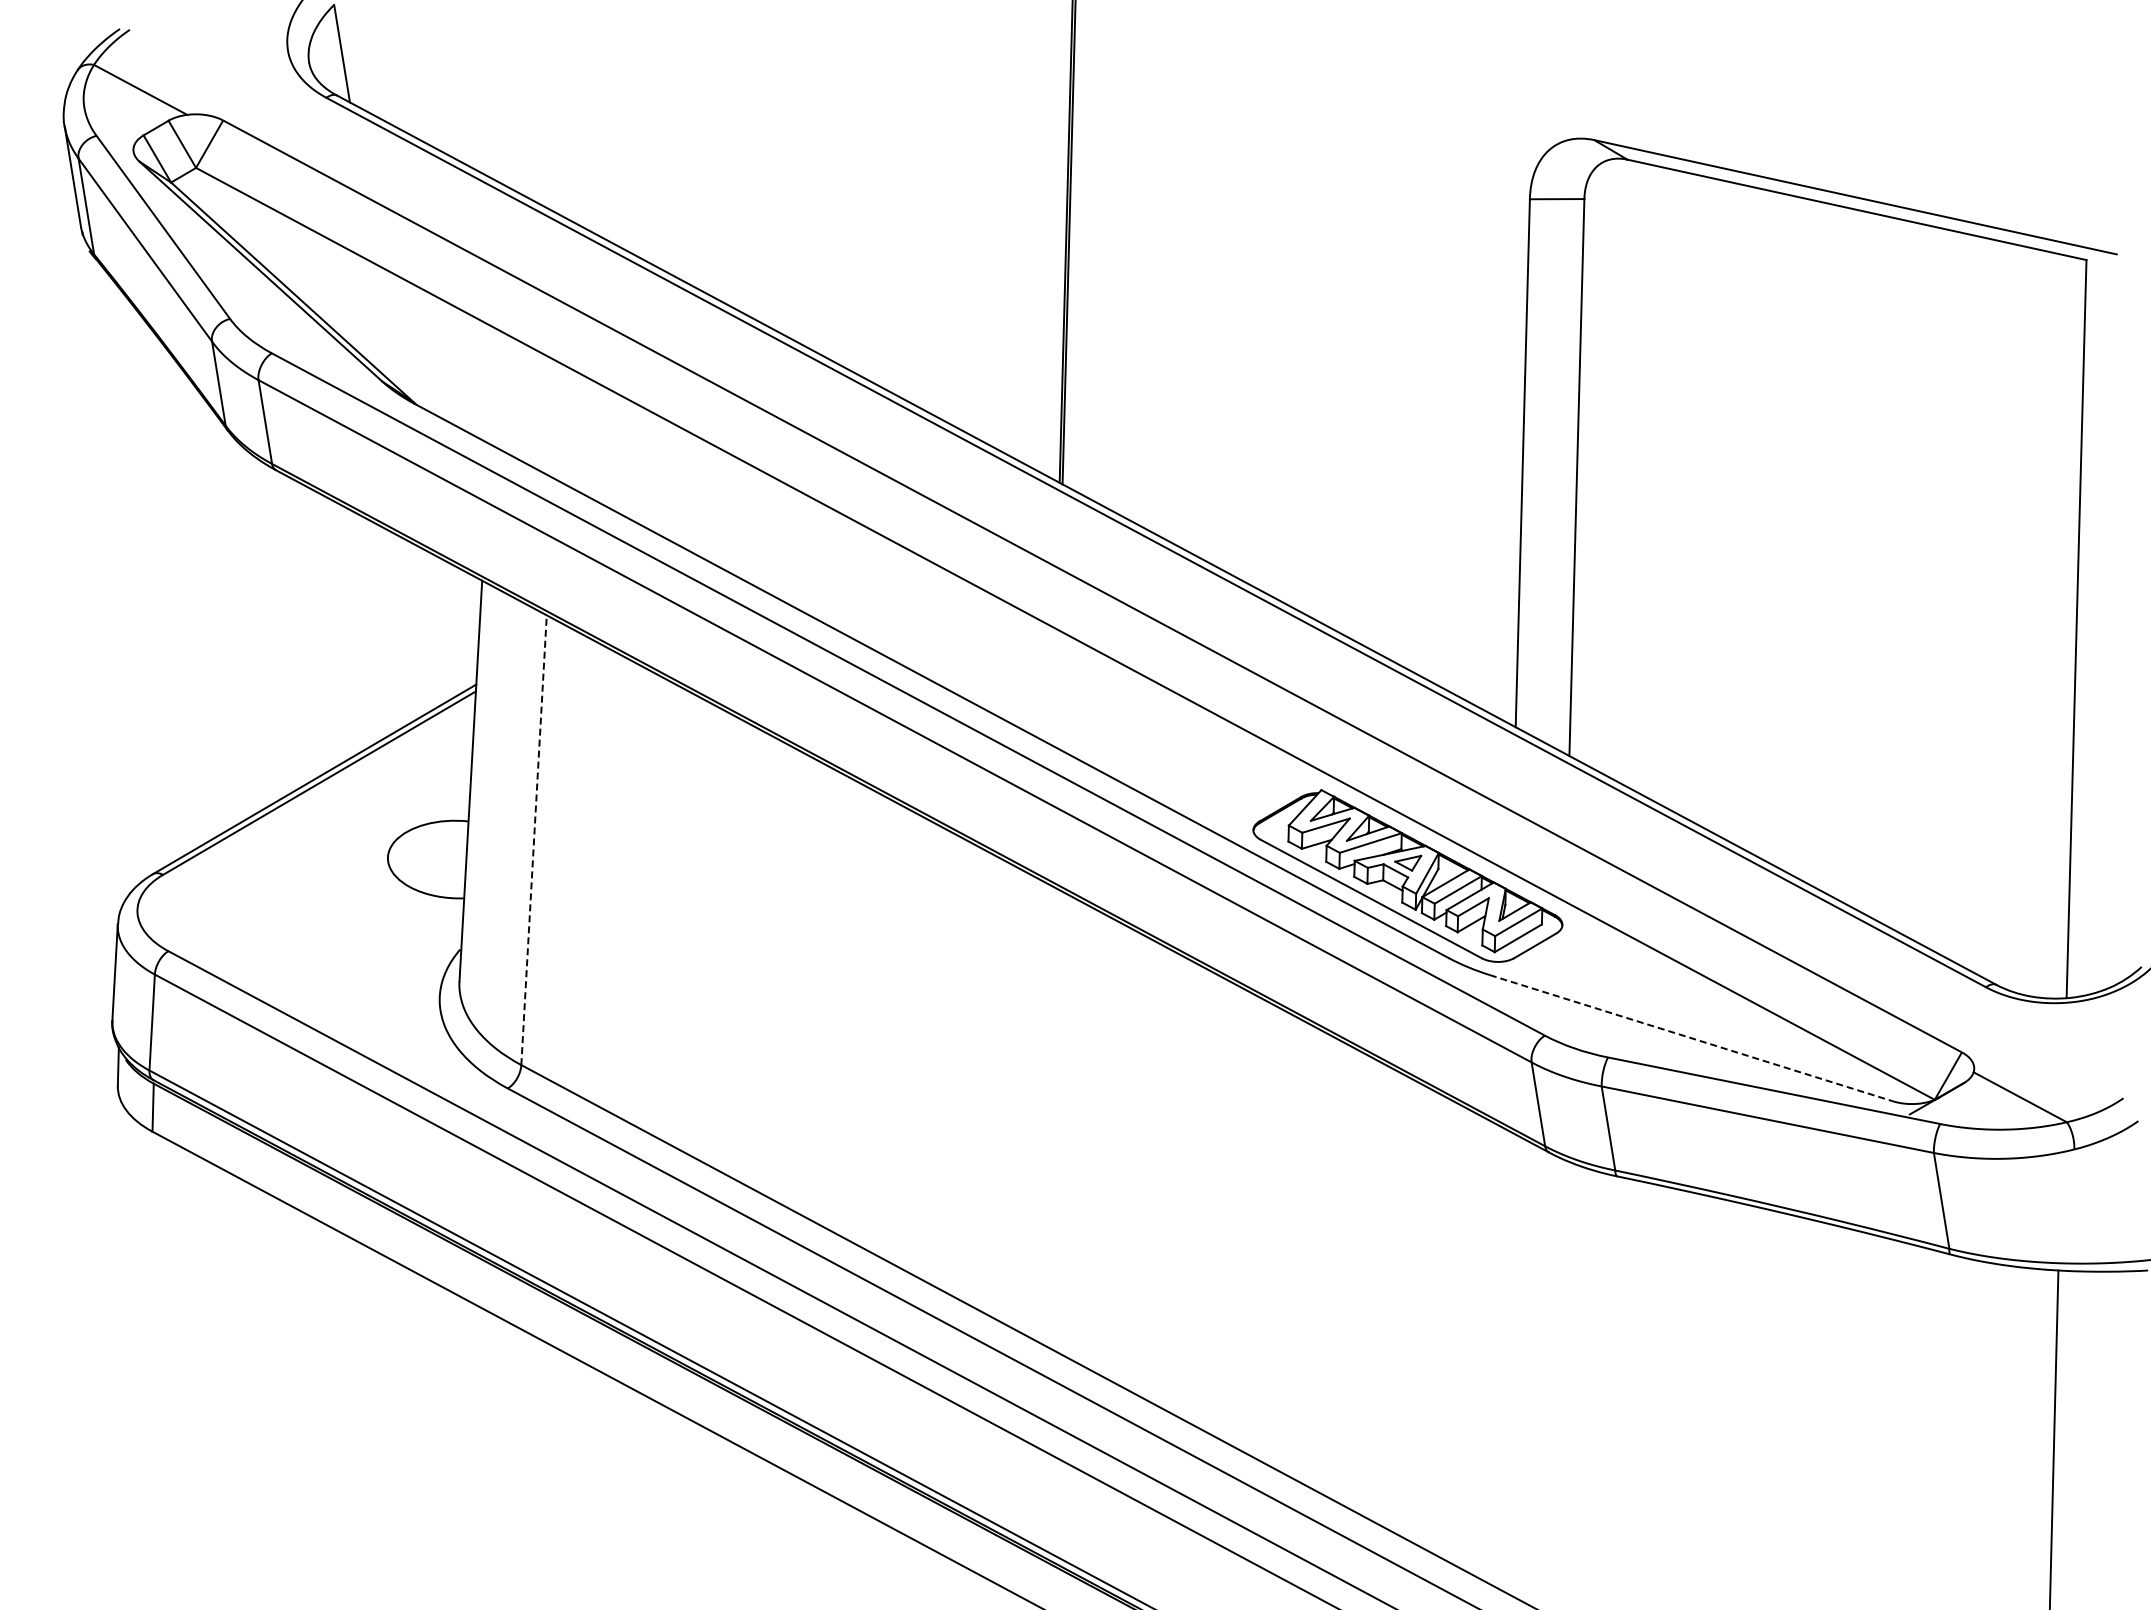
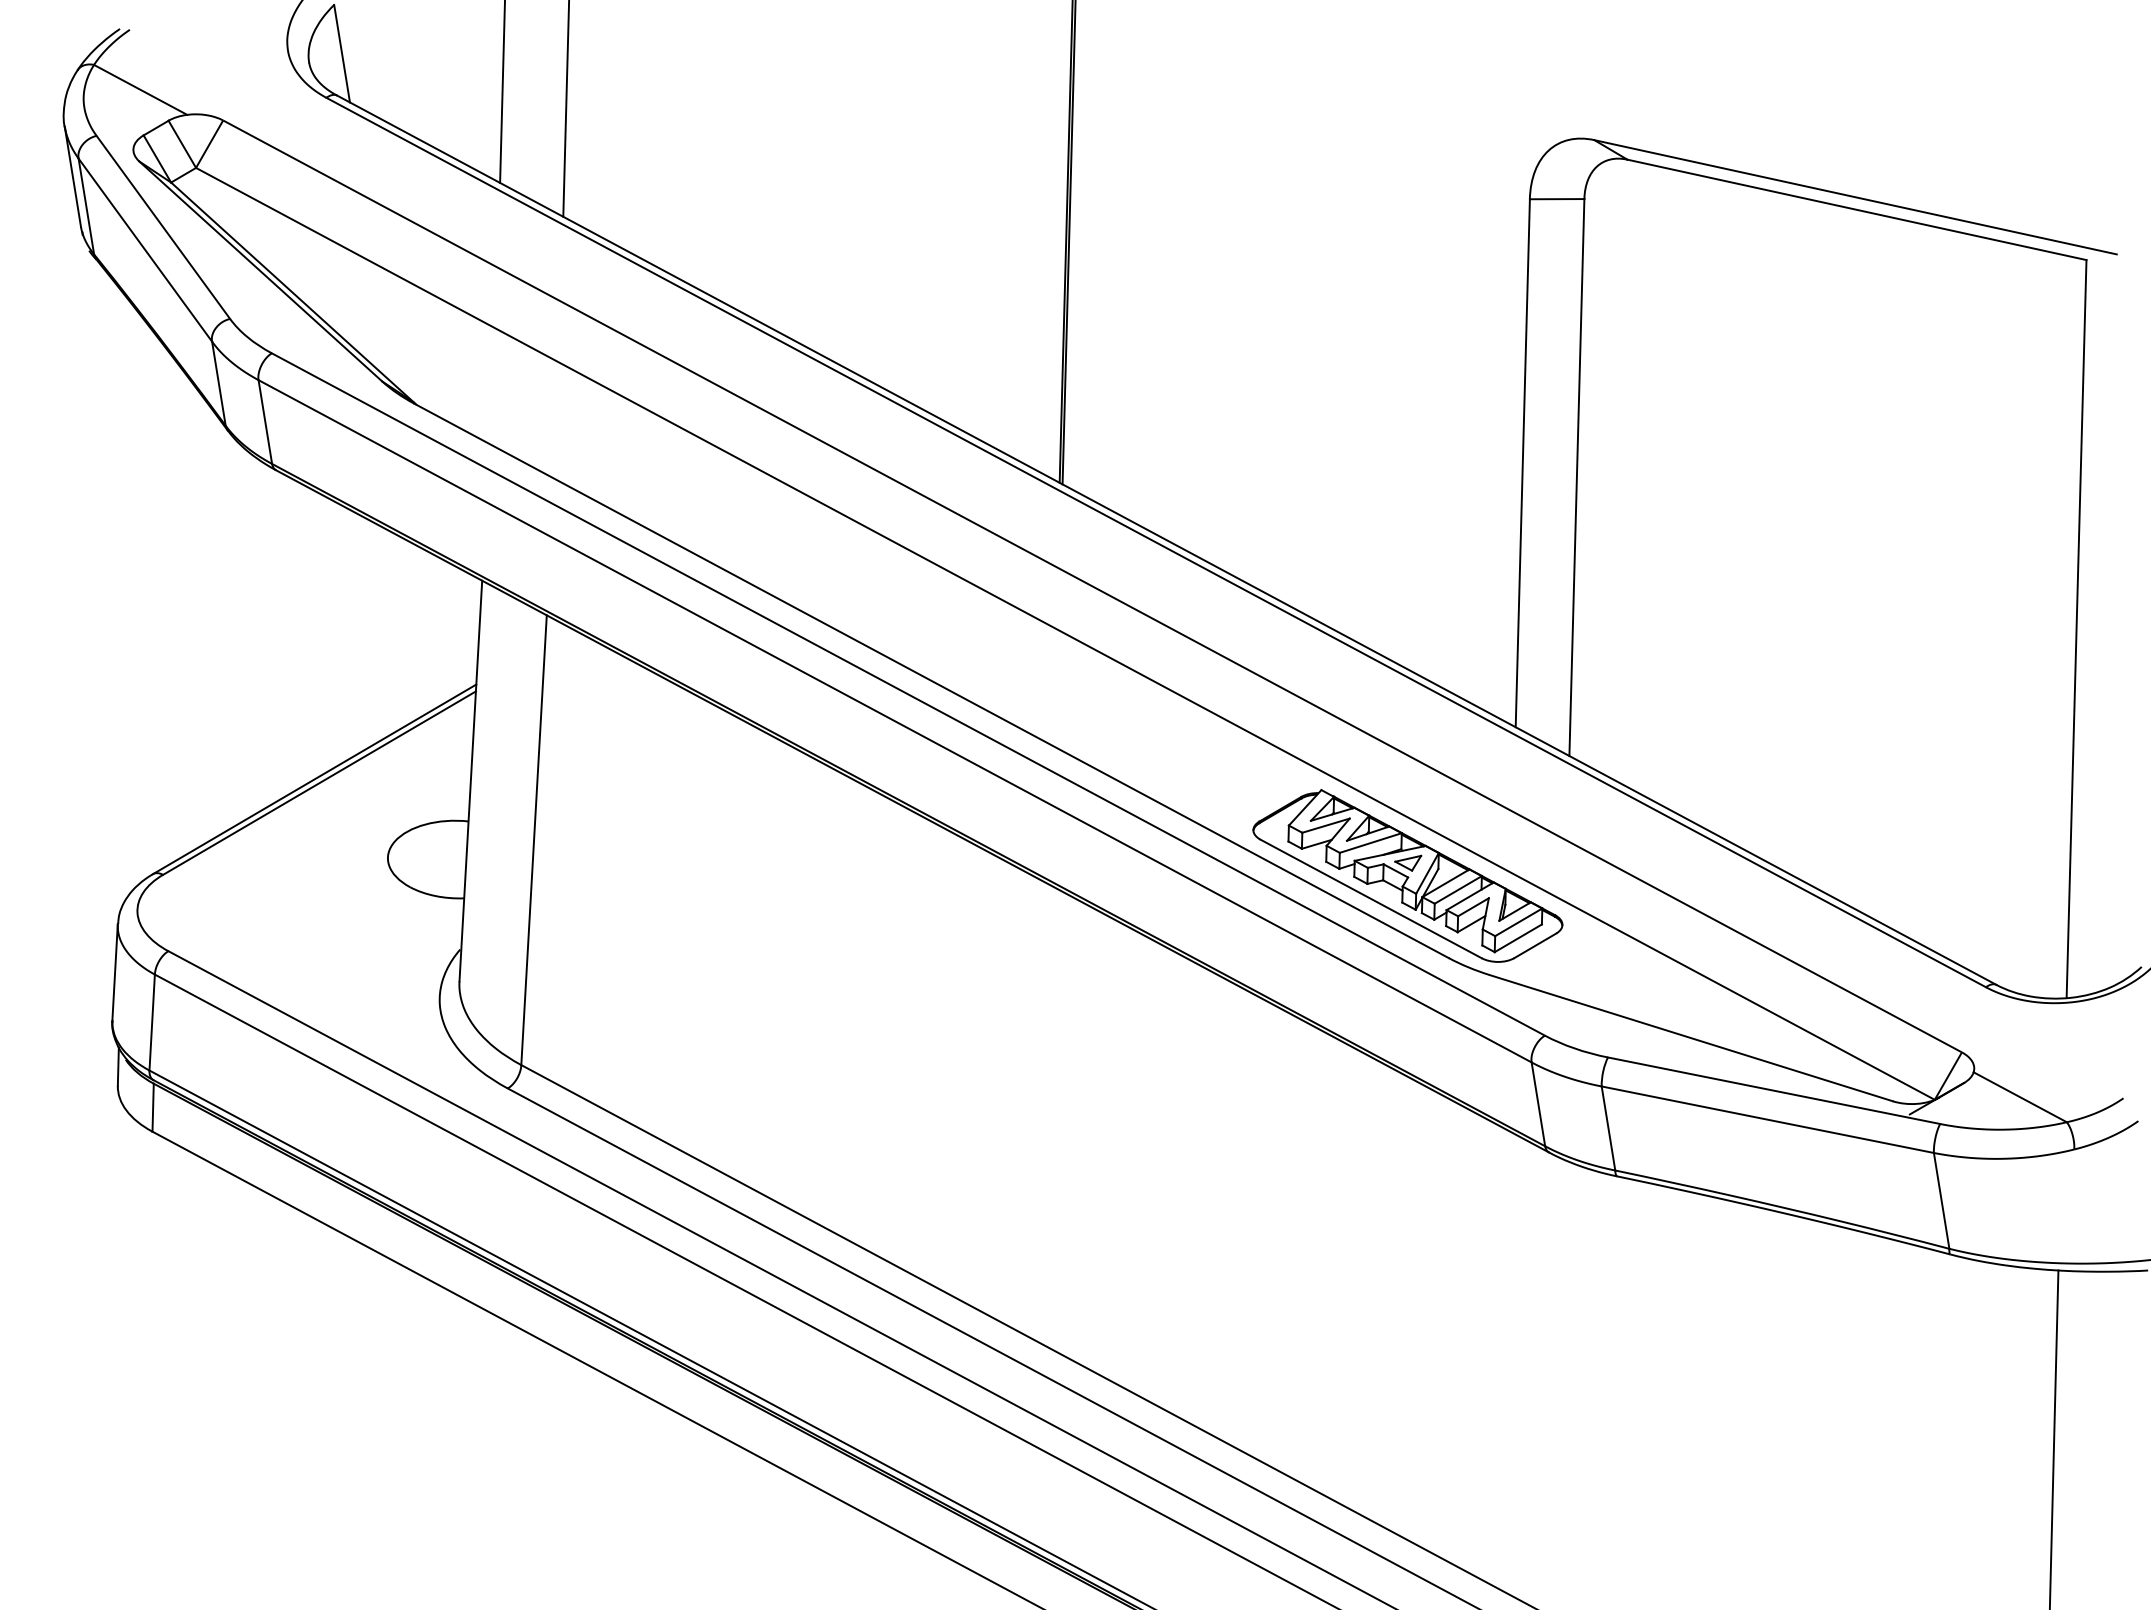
line: none -> present (502, 92)
line: none -> present (566, 109)
line: dashed -> solid (534, 839)
line: dashed -> solid (1691, 1038)
